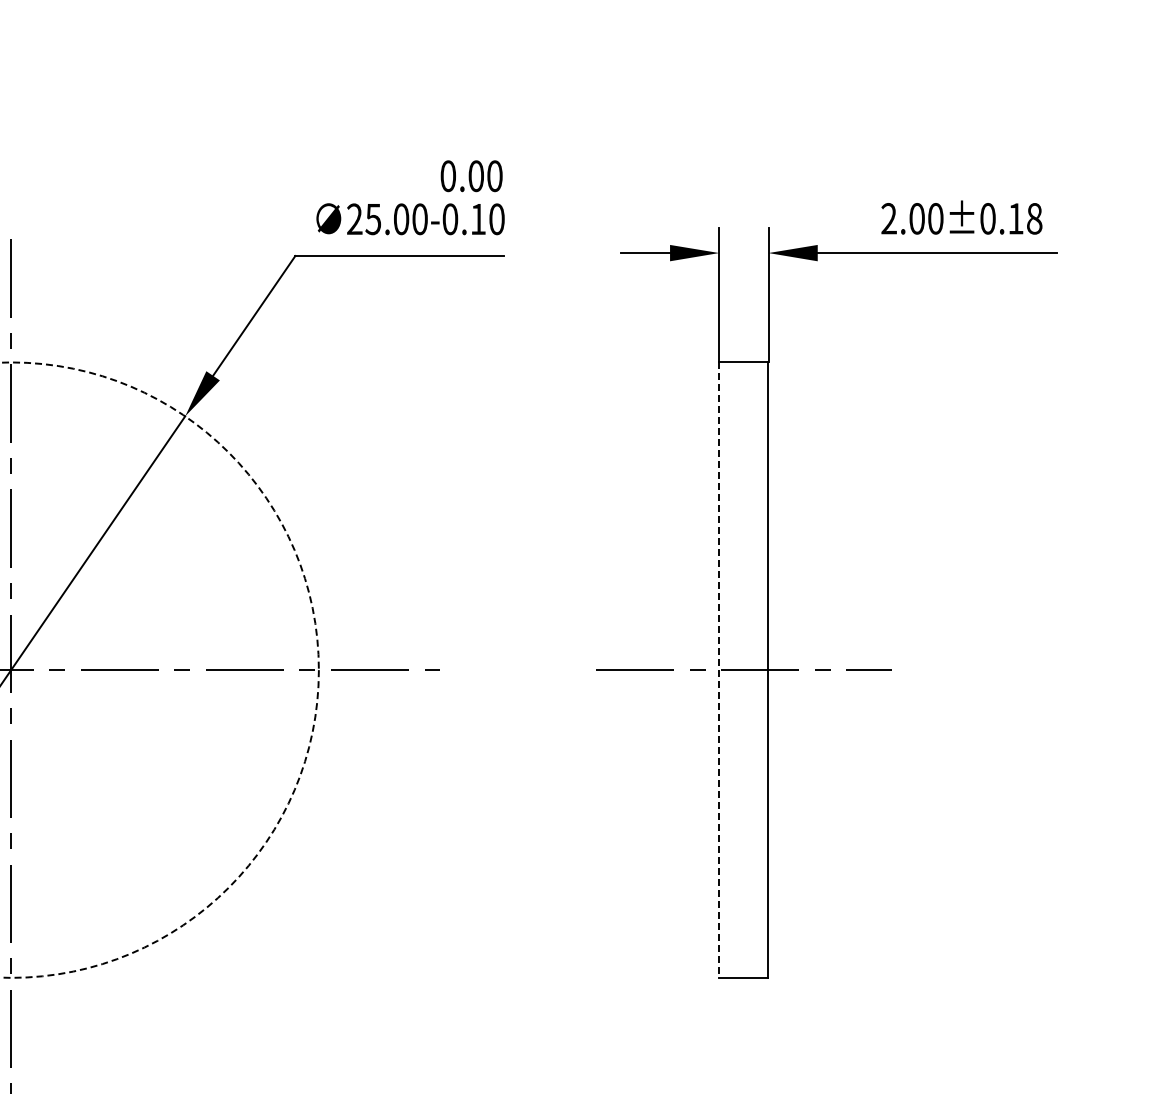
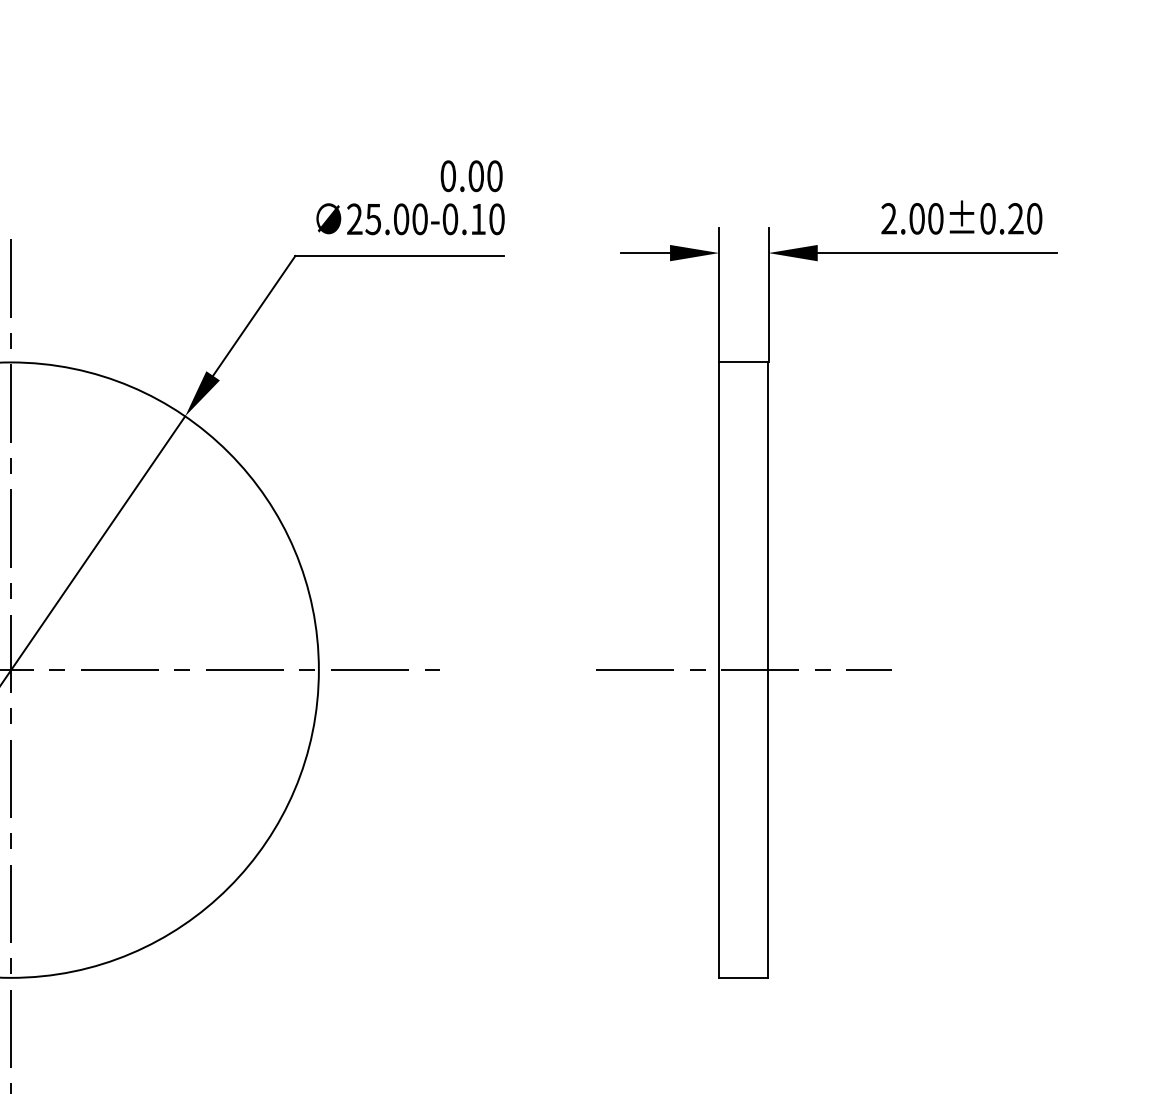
text: 2.00±0.18 -> 2.00±0.20 (1025, 218)
circle: dashed -> solid (159, 669)
line: dashed -> solid (719, 670)
